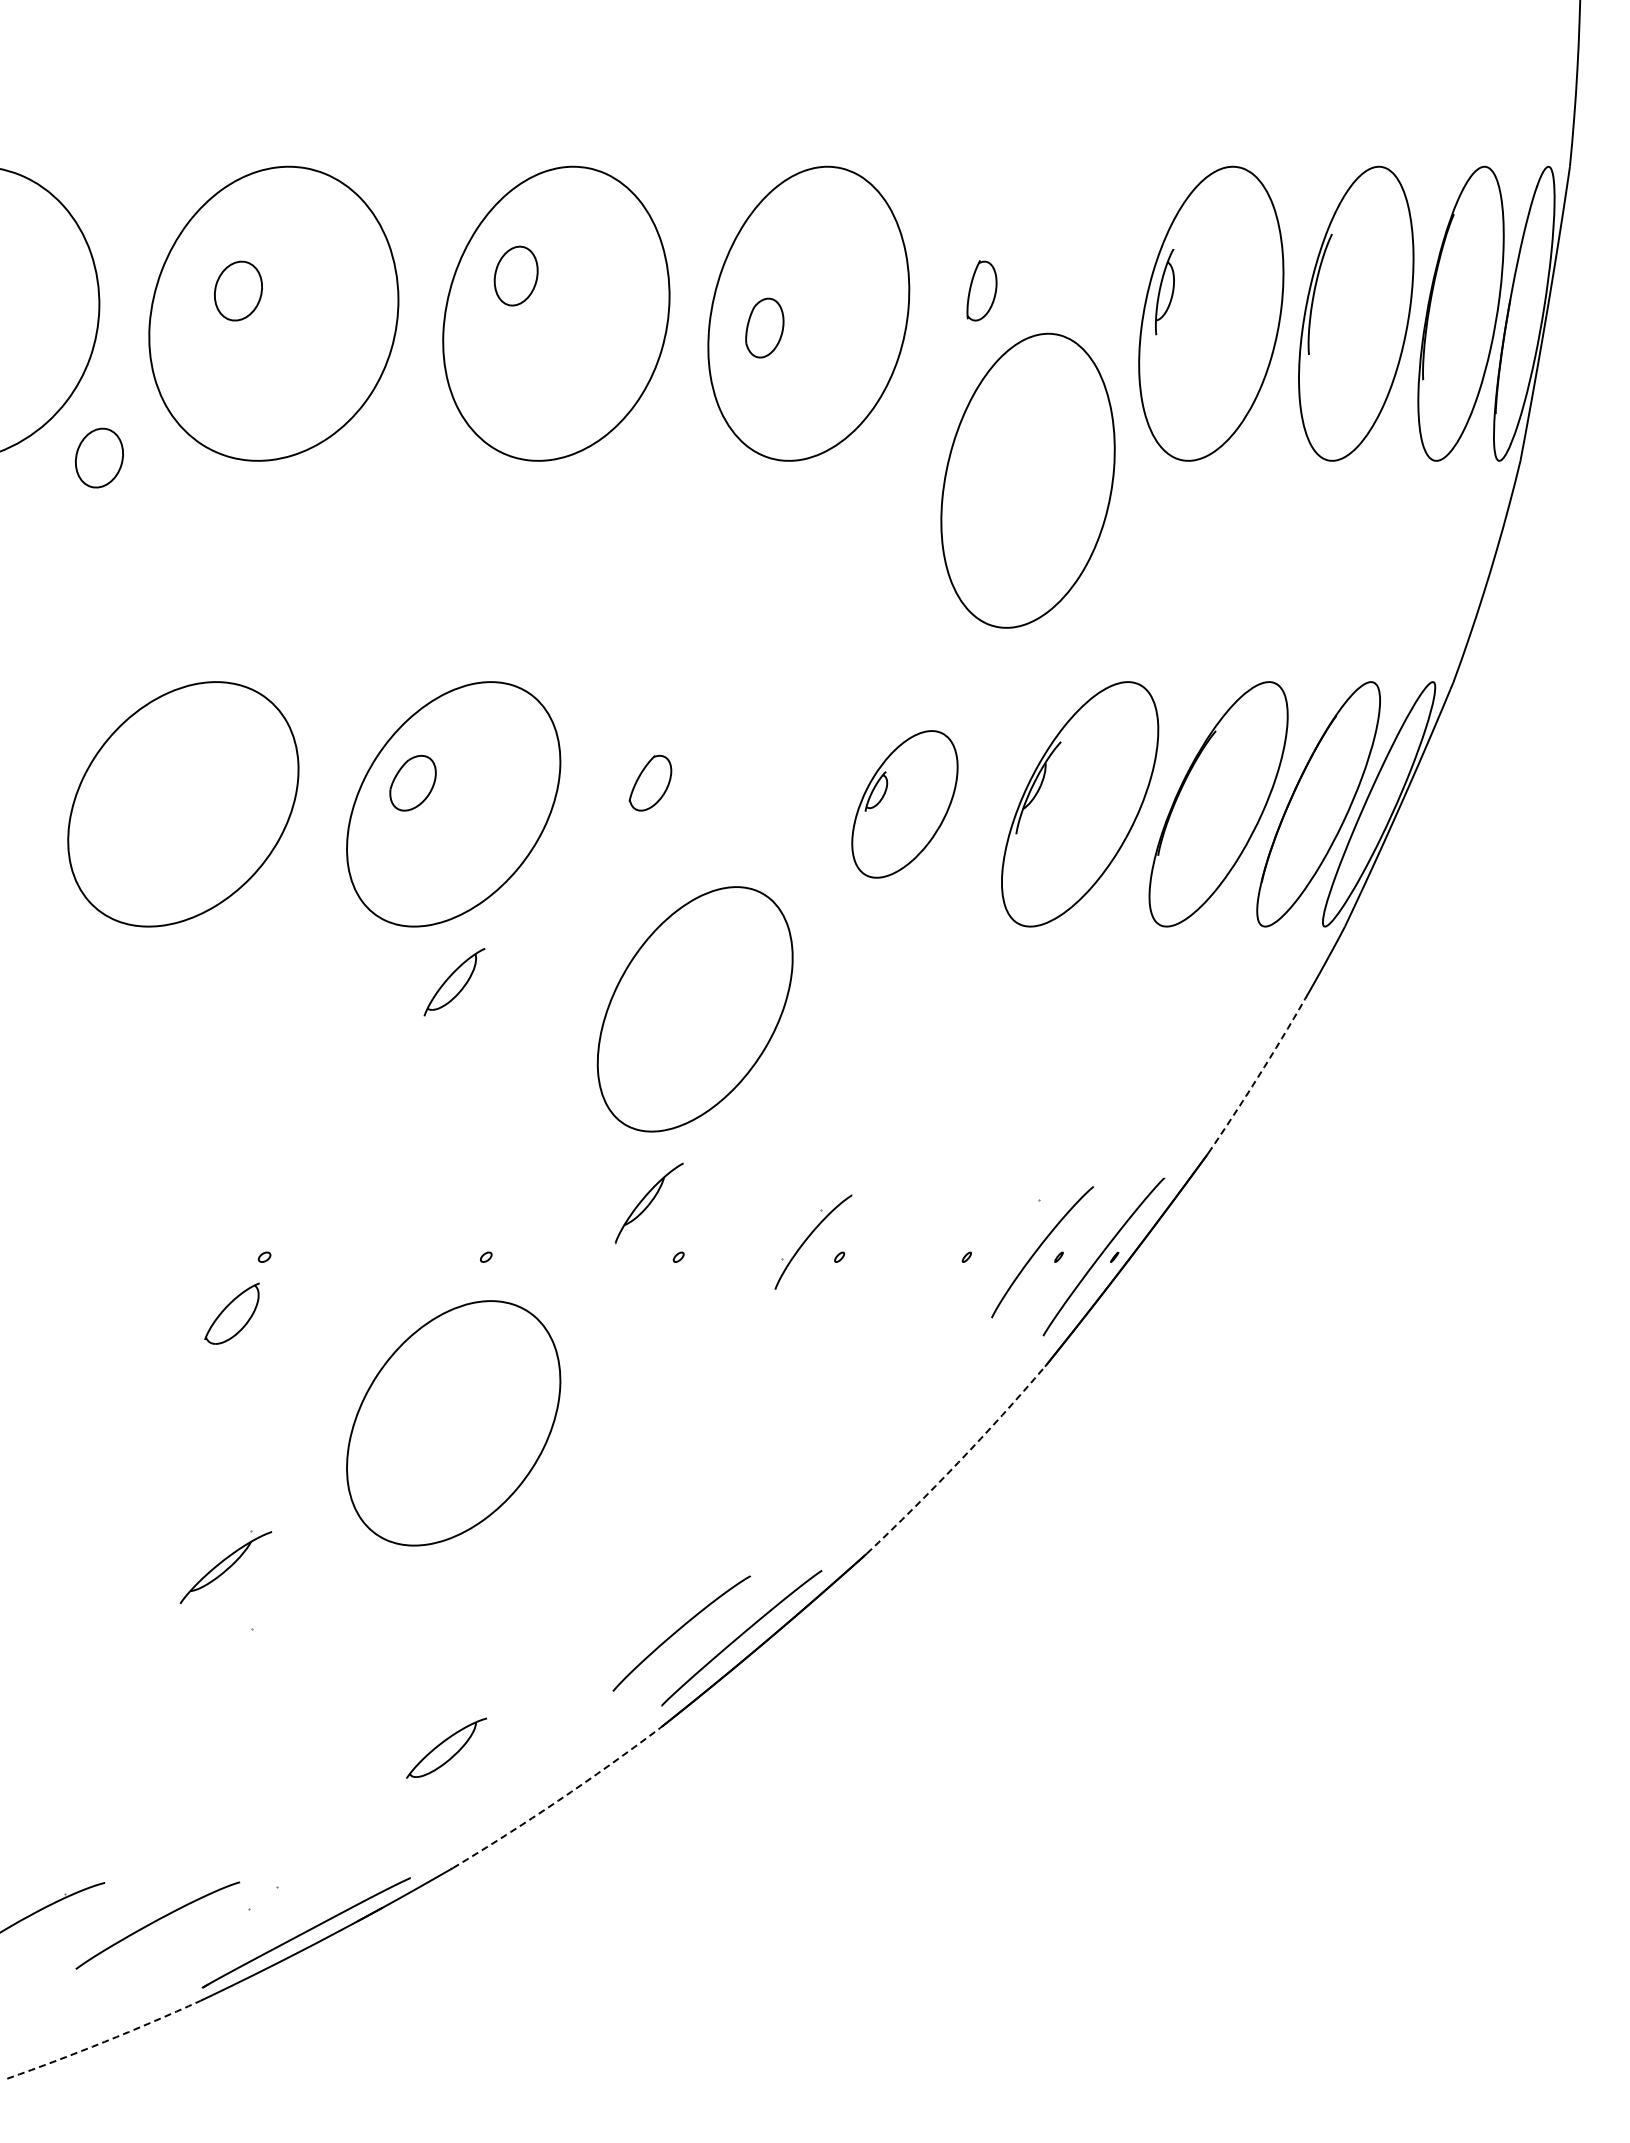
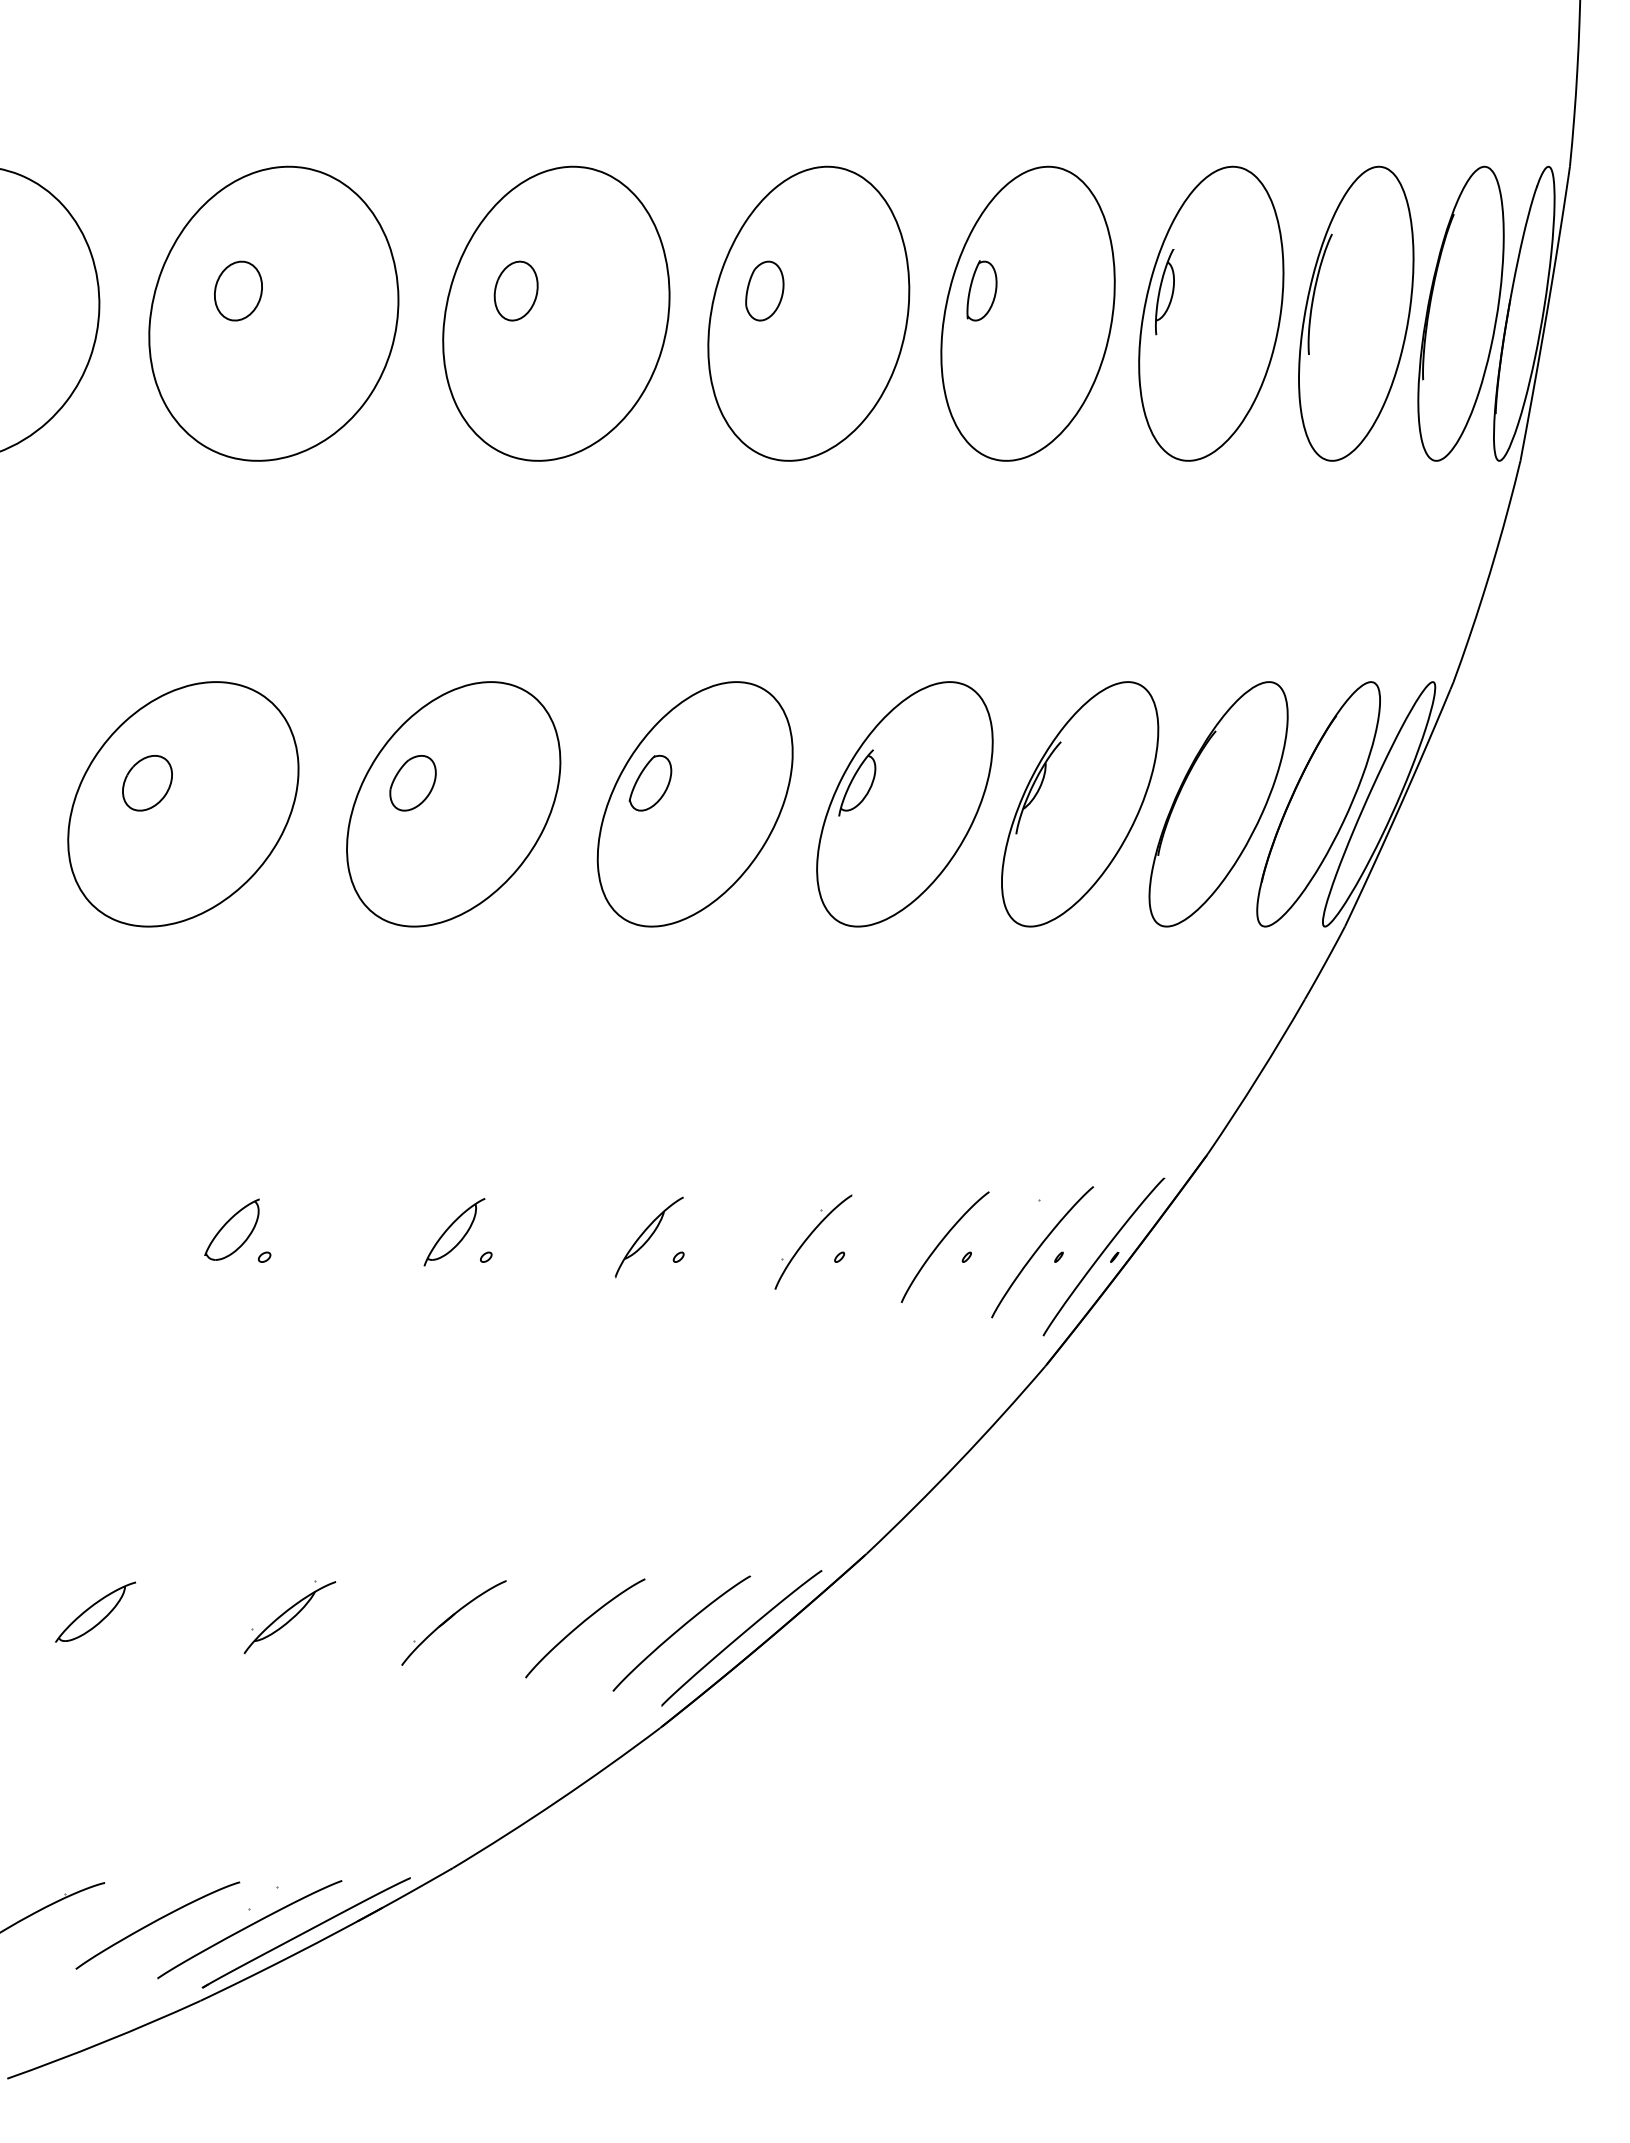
part position: (515, 275) -> (515, 290) (515, 290)
part position: (764, 327) -> (764, 290) (764, 290)
part: present -> none (99, 457)
part position: (1027, 480) -> (1027, 313) (1027, 313)
part: none -> present (147, 783)
part size: 108x149 px -> 178x247 px (904, 804)
part position: (454, 982) -> (454, 1232) (454, 1232)
part position: (694, 1009) -> (694, 804) (694, 804)
arc: dashed -> solid (1258, 1077)
part position: (648, 1203) -> (648, 1237) (648, 1237)
curve: none -> present (940, 1244)
part position: (231, 1313) -> (231, 1229) (231, 1229)
part: present -> none (453, 1423)
arc: dashed -> solid (958, 1462)
part position: (225, 1566) -> (289, 1616) (289, 1616)
part: none -> present (453, 1622)
curve: none -> present (582, 1624)
part position: (446, 1747) -> (95, 1611) (95, 1611)
arc: dashed -> solid (558, 1800)
curve: none -> present (248, 1927)
arc: dashed -> solid (104, 2041)
